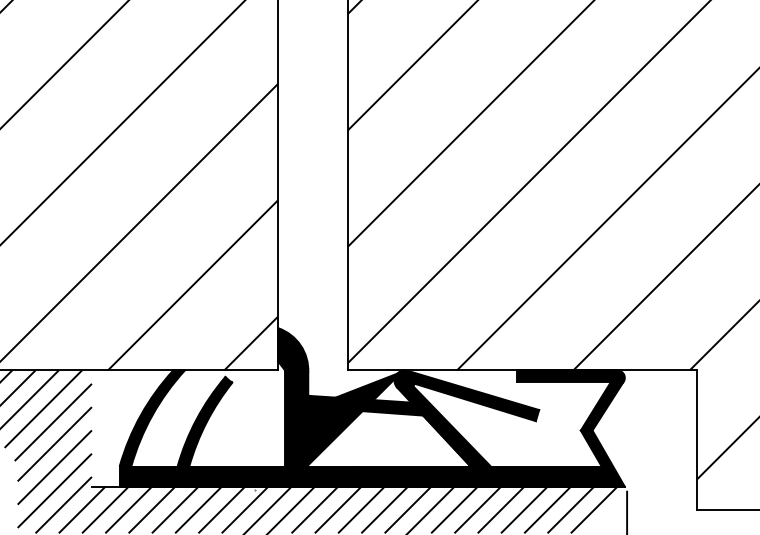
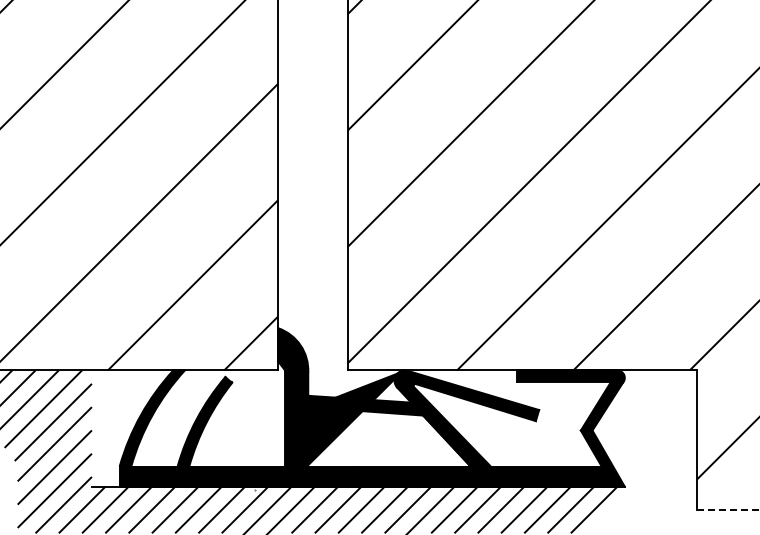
line: solid -> dashed (728, 510)
line: present -> none (627, 511)
